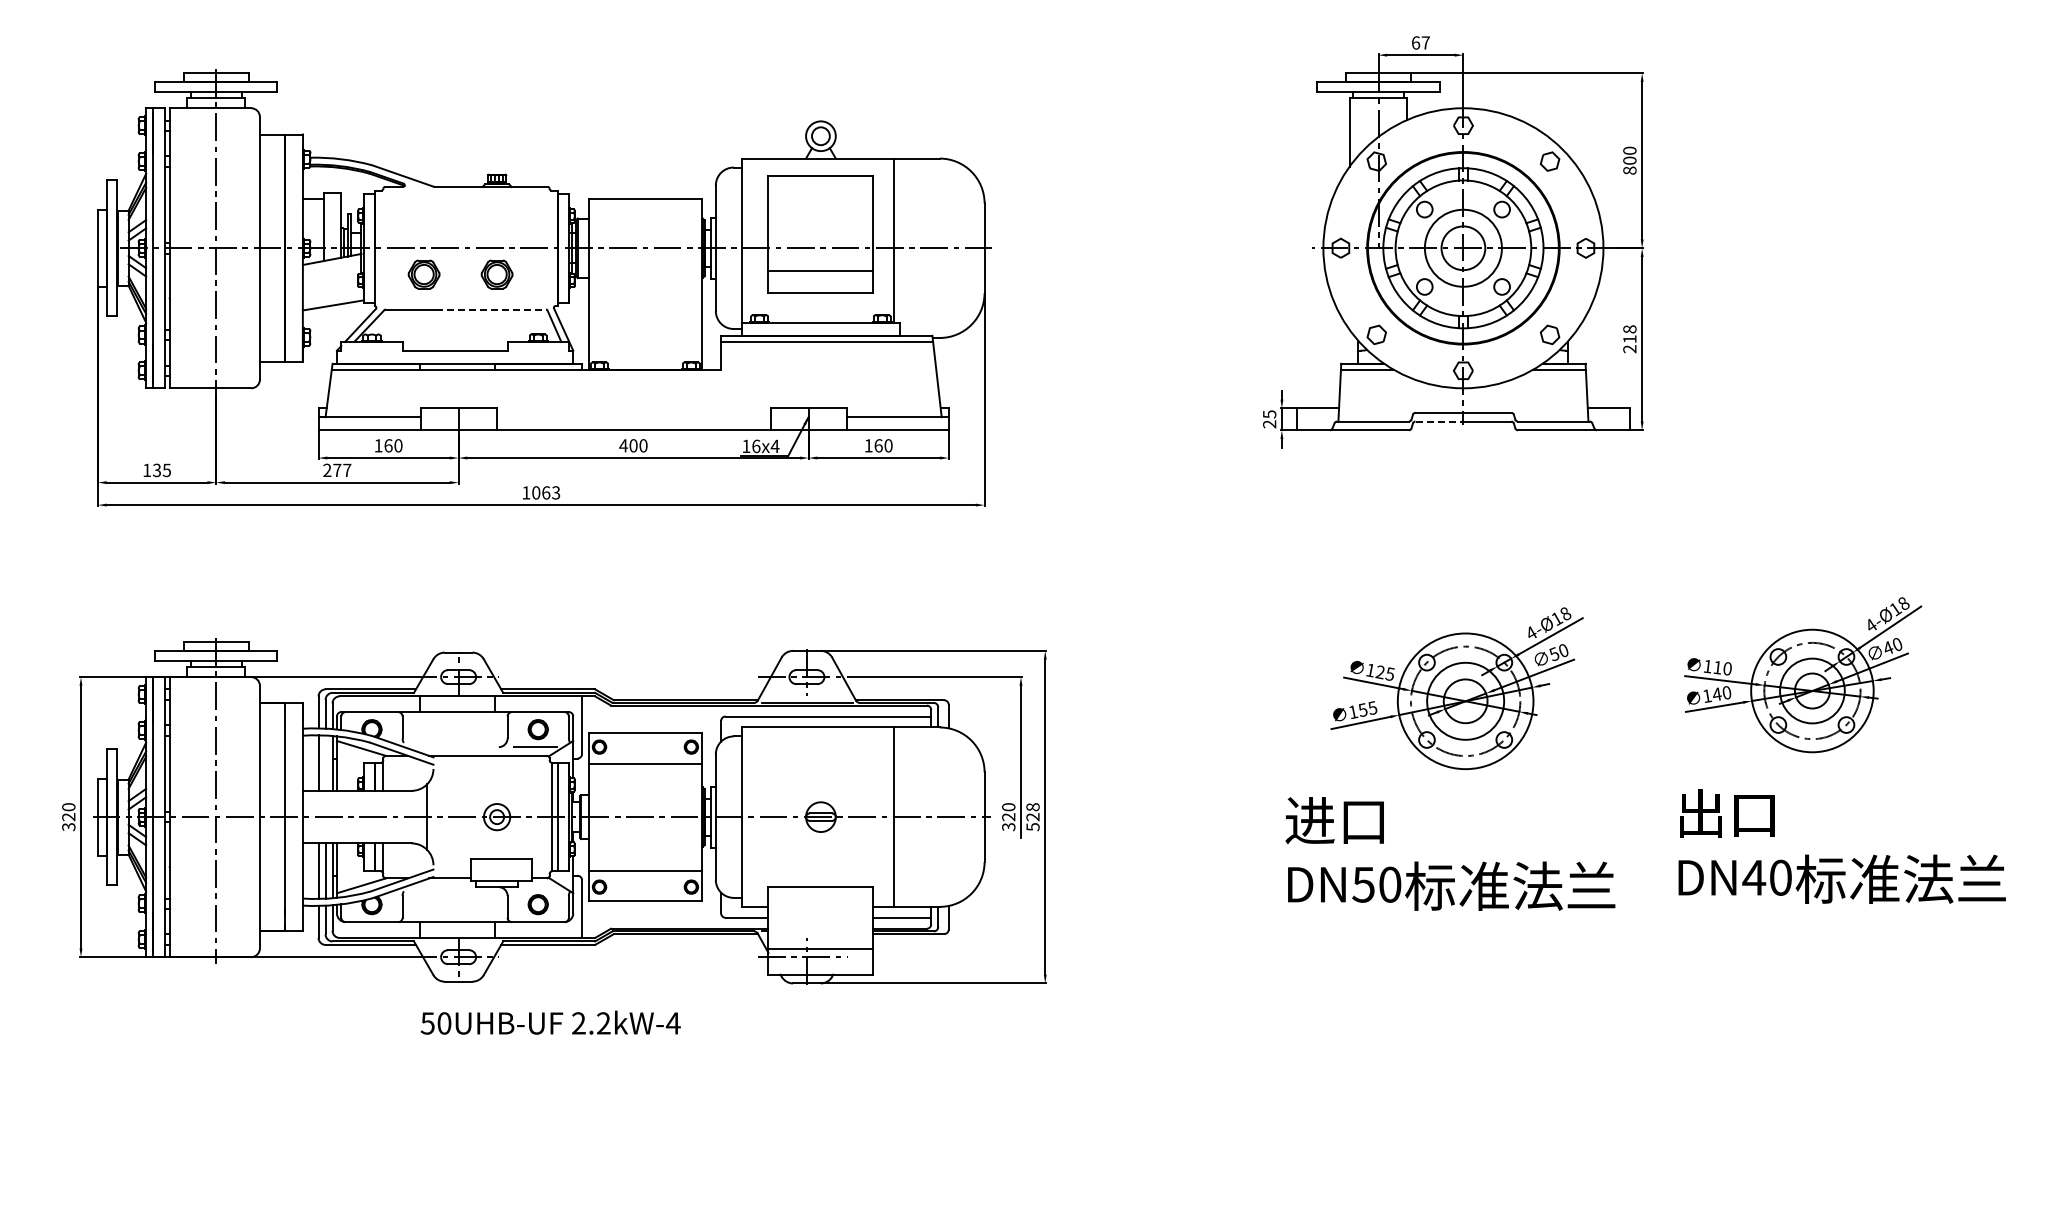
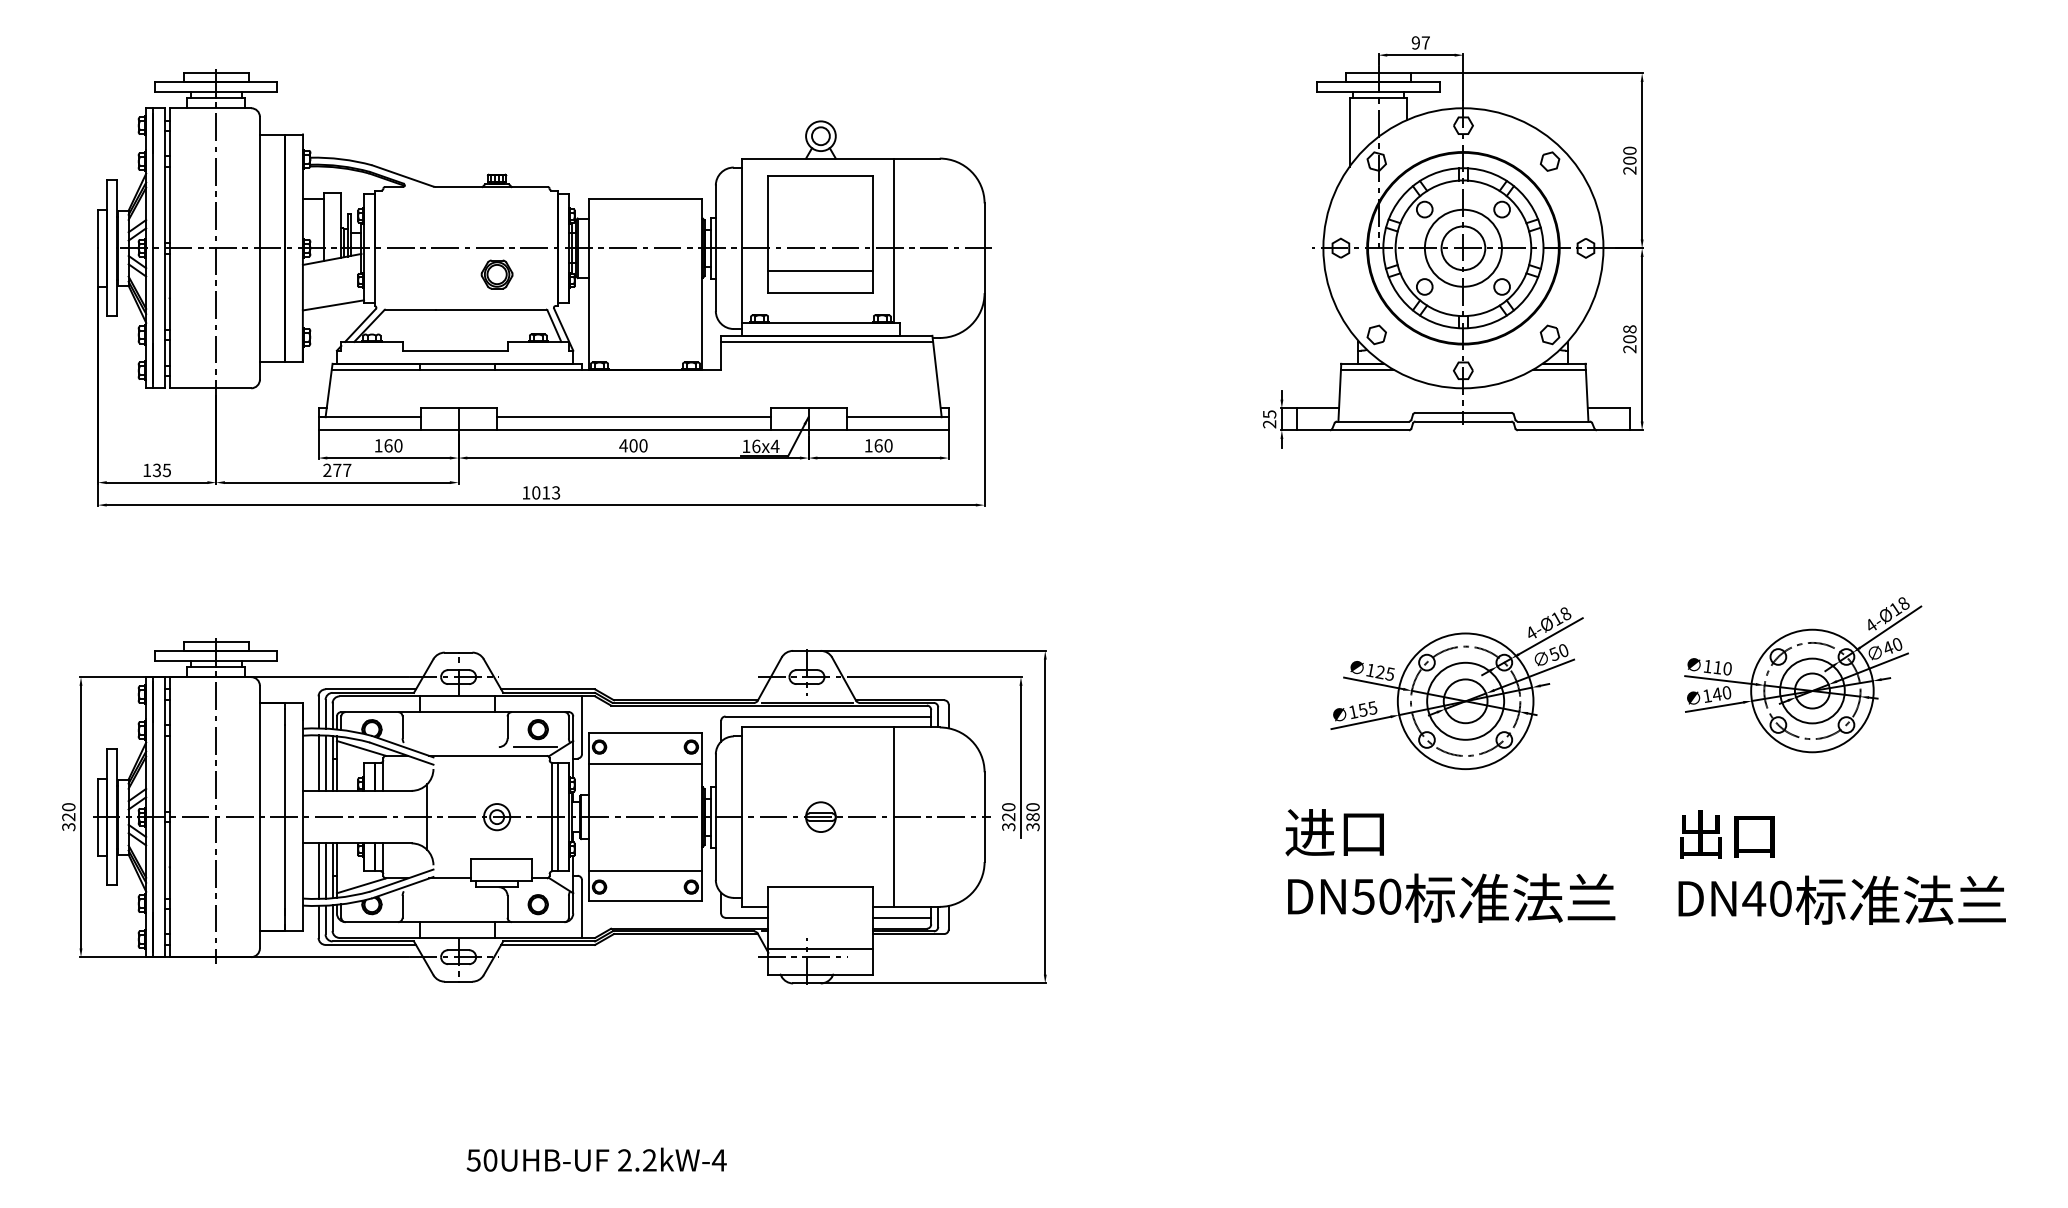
text: 67 -> 97 (1415, 42)
text: 800 -> 200 (1629, 170)
part: present -> none (423, 274)
line: dashed -> solid (491, 309)
text: 218 -> 208 (1629, 339)
line: none -> present (633, 417)
line: dashed -> solid (1439, 421)
text: 1063 -> 1013 (546, 492)
line: none -> present (325, 762)
text: 528 -> 380 (1032, 816)
text position: (1841, 846) -> (1841, 867) (1841, 867)
text position: (1450, 853) -> (1450, 865) (1450, 865)
text position: (550, 1022) -> (596, 1159) (596, 1159)
